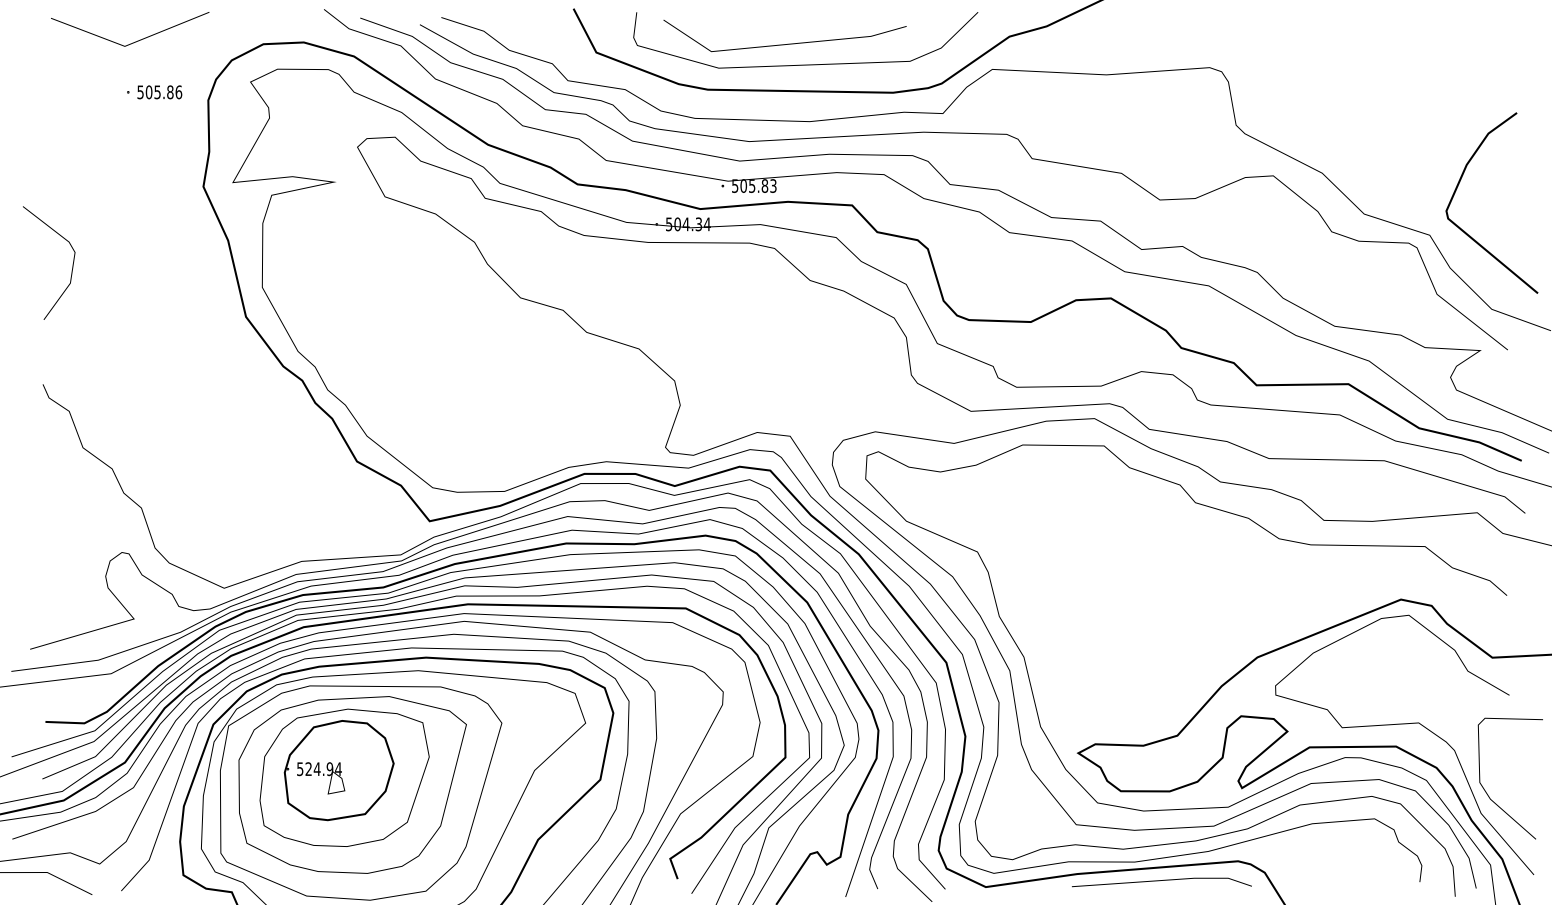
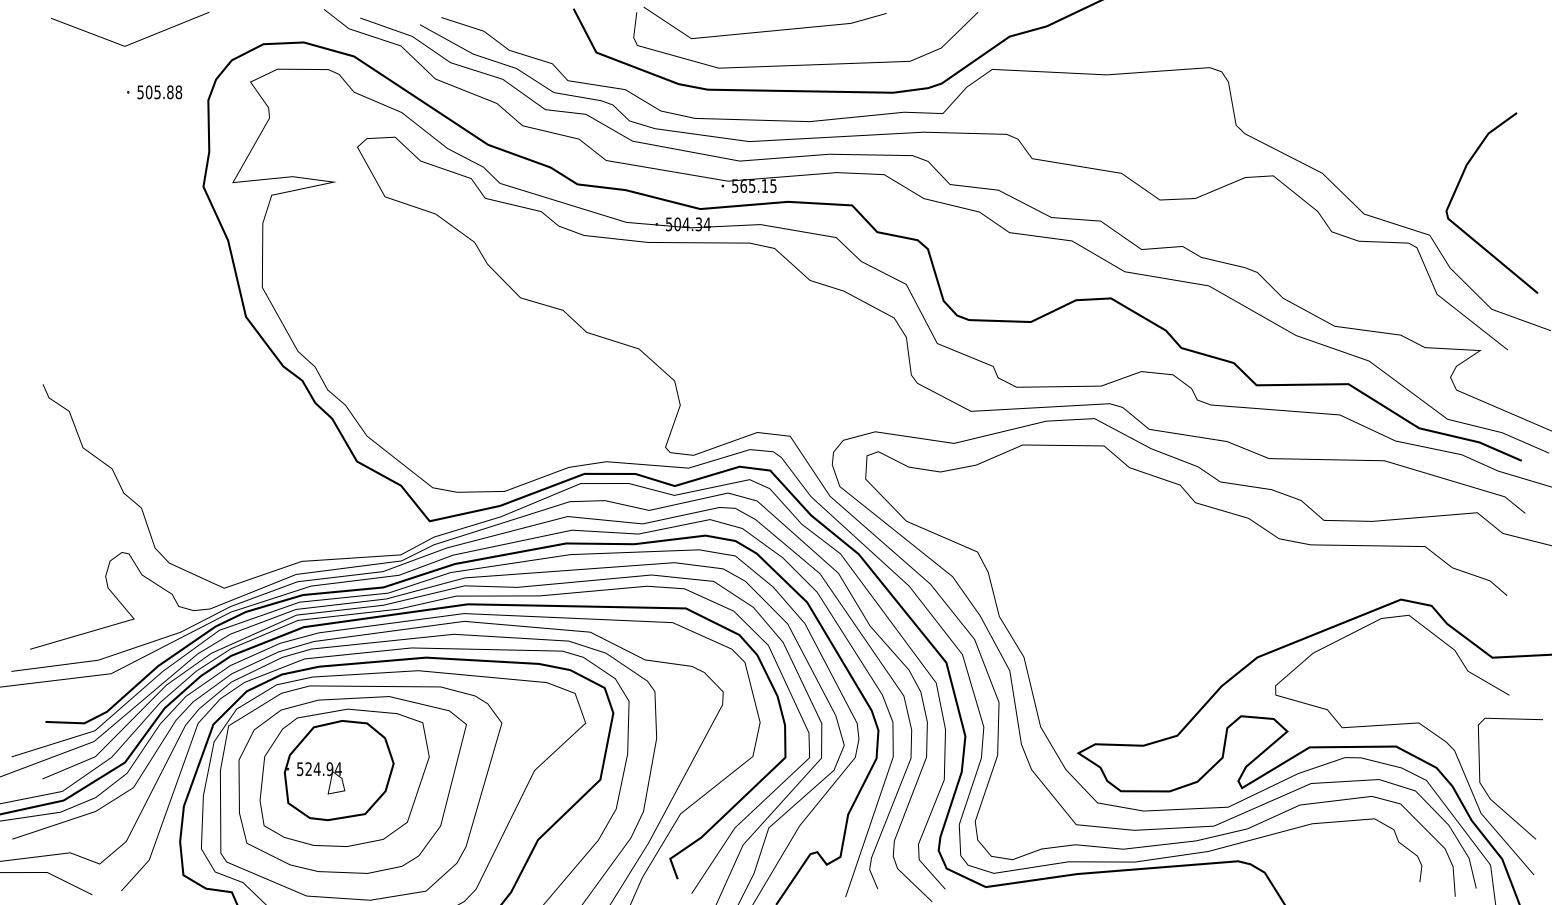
line position: (787, 43) -> (767, 30) (767, 30)
text: 505.86 -> 505.88 (178, 91)
text: 505.83 -> 565.15 (758, 185)
line: present -> none (72, 264)
line: present -> none (1161, 880)
